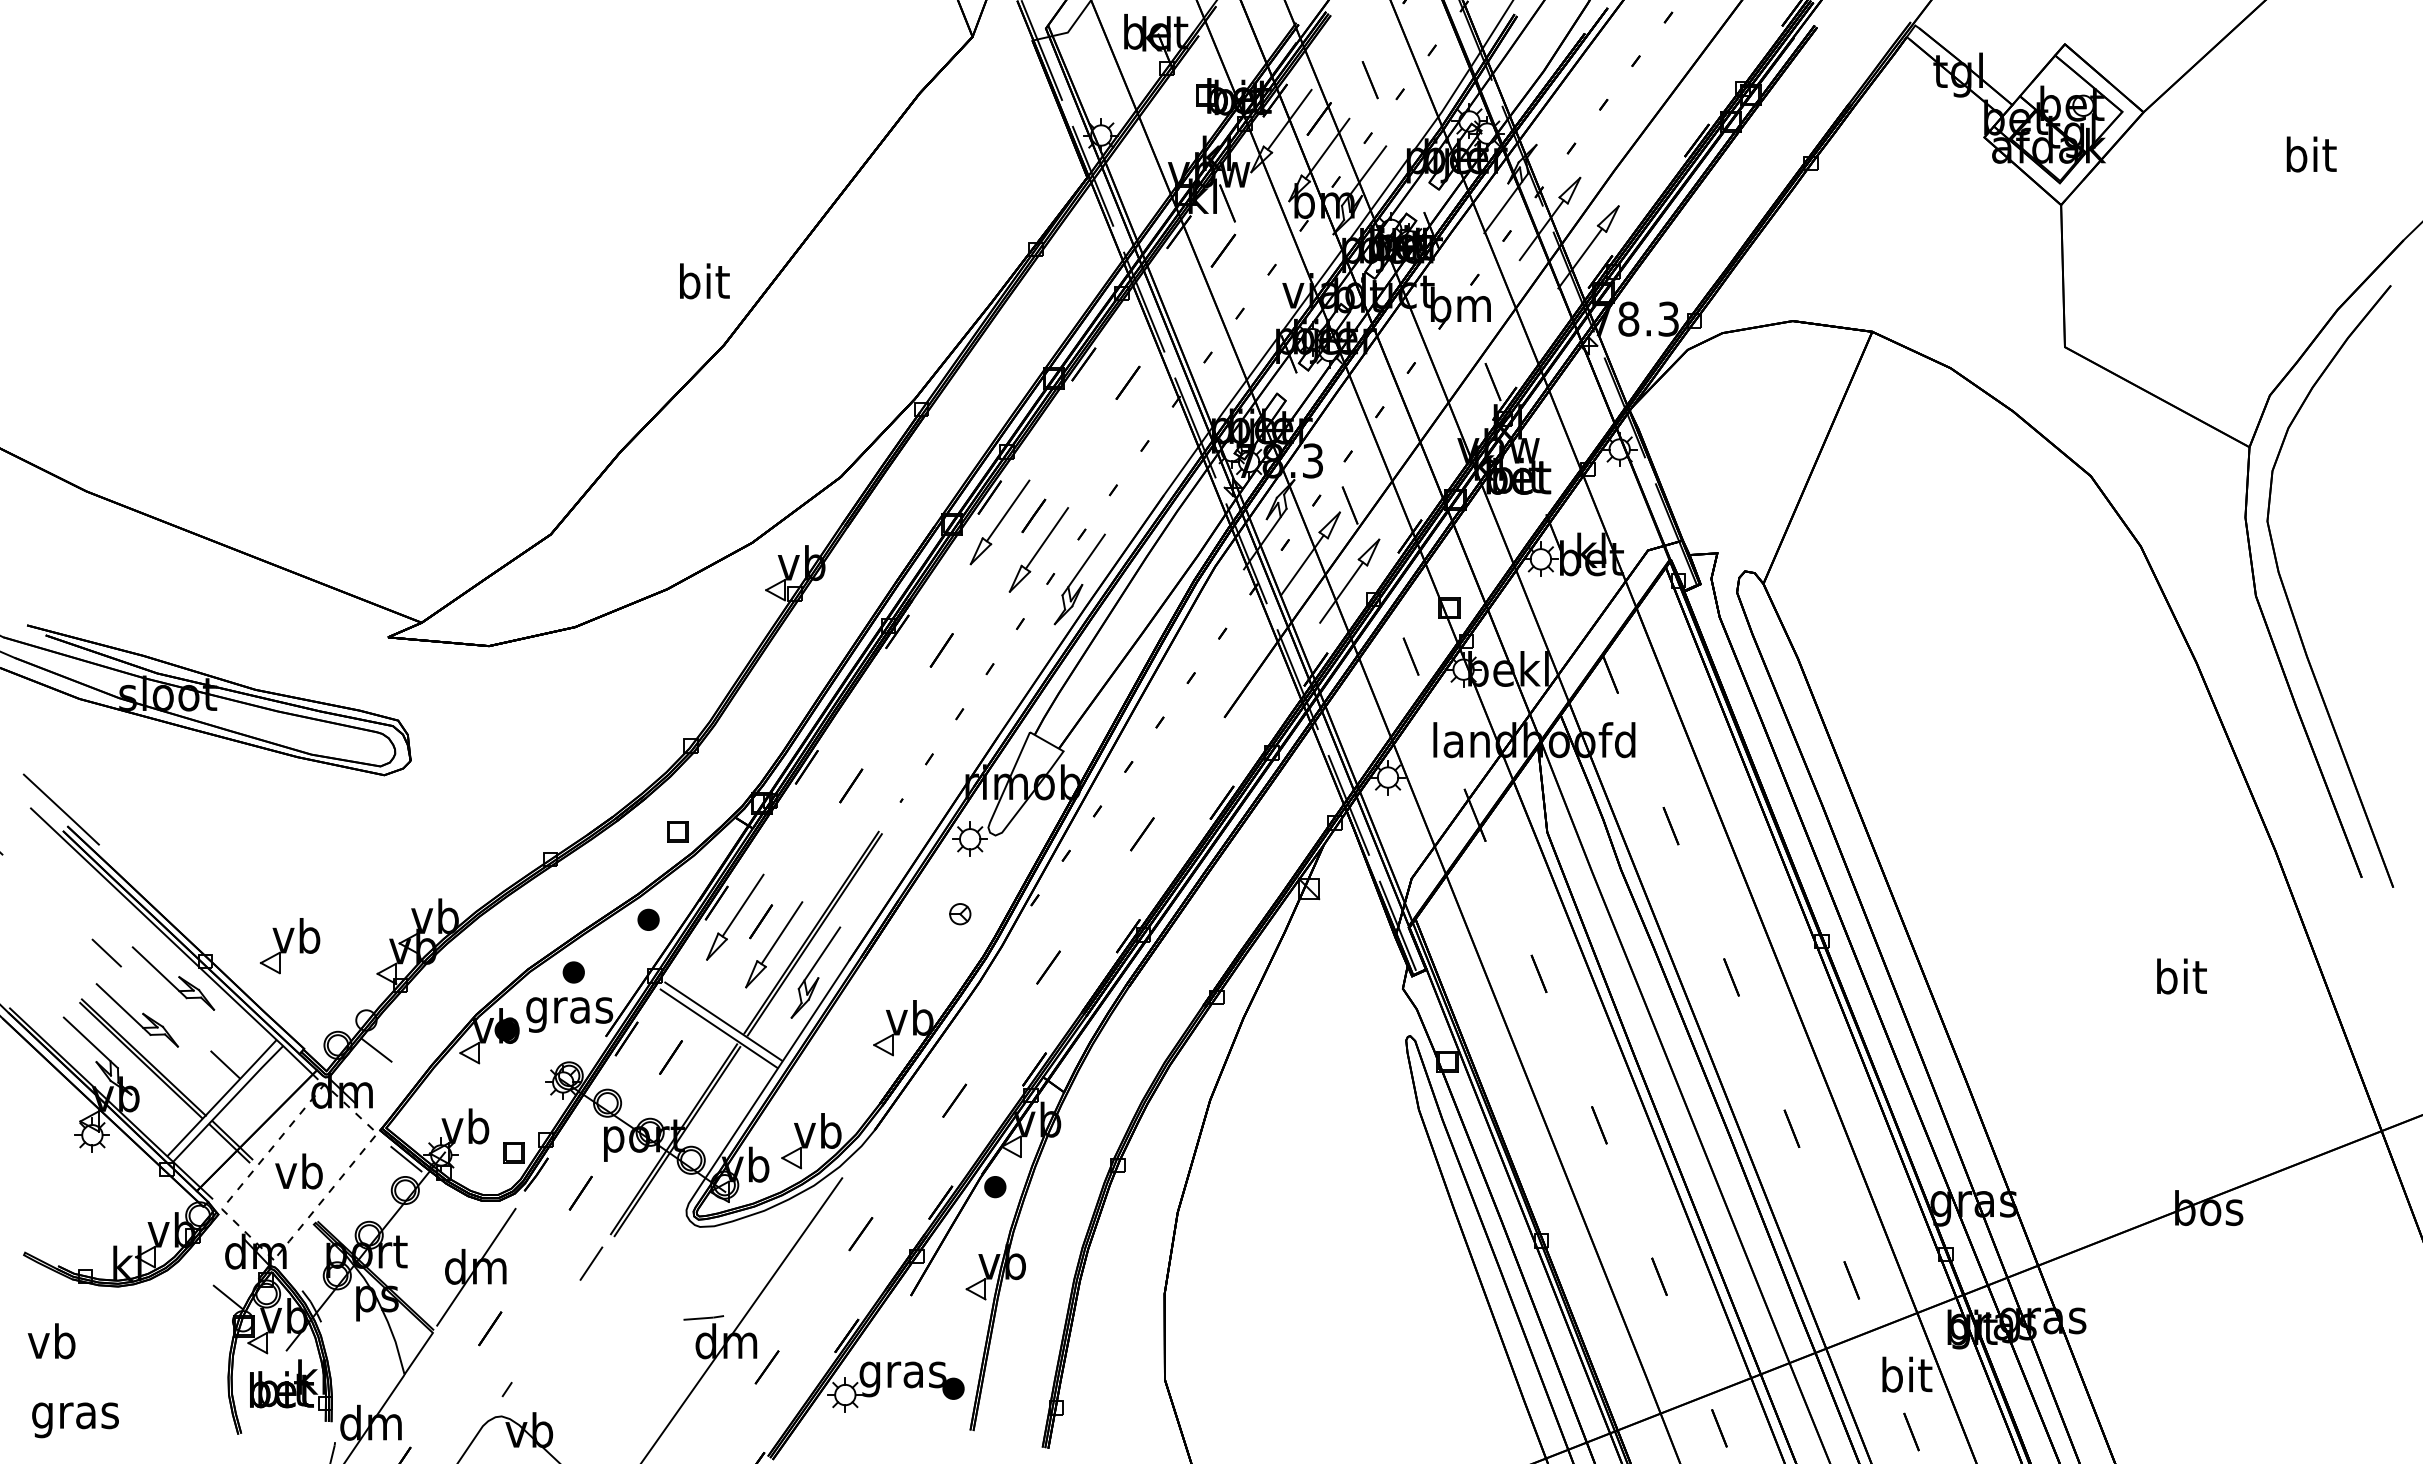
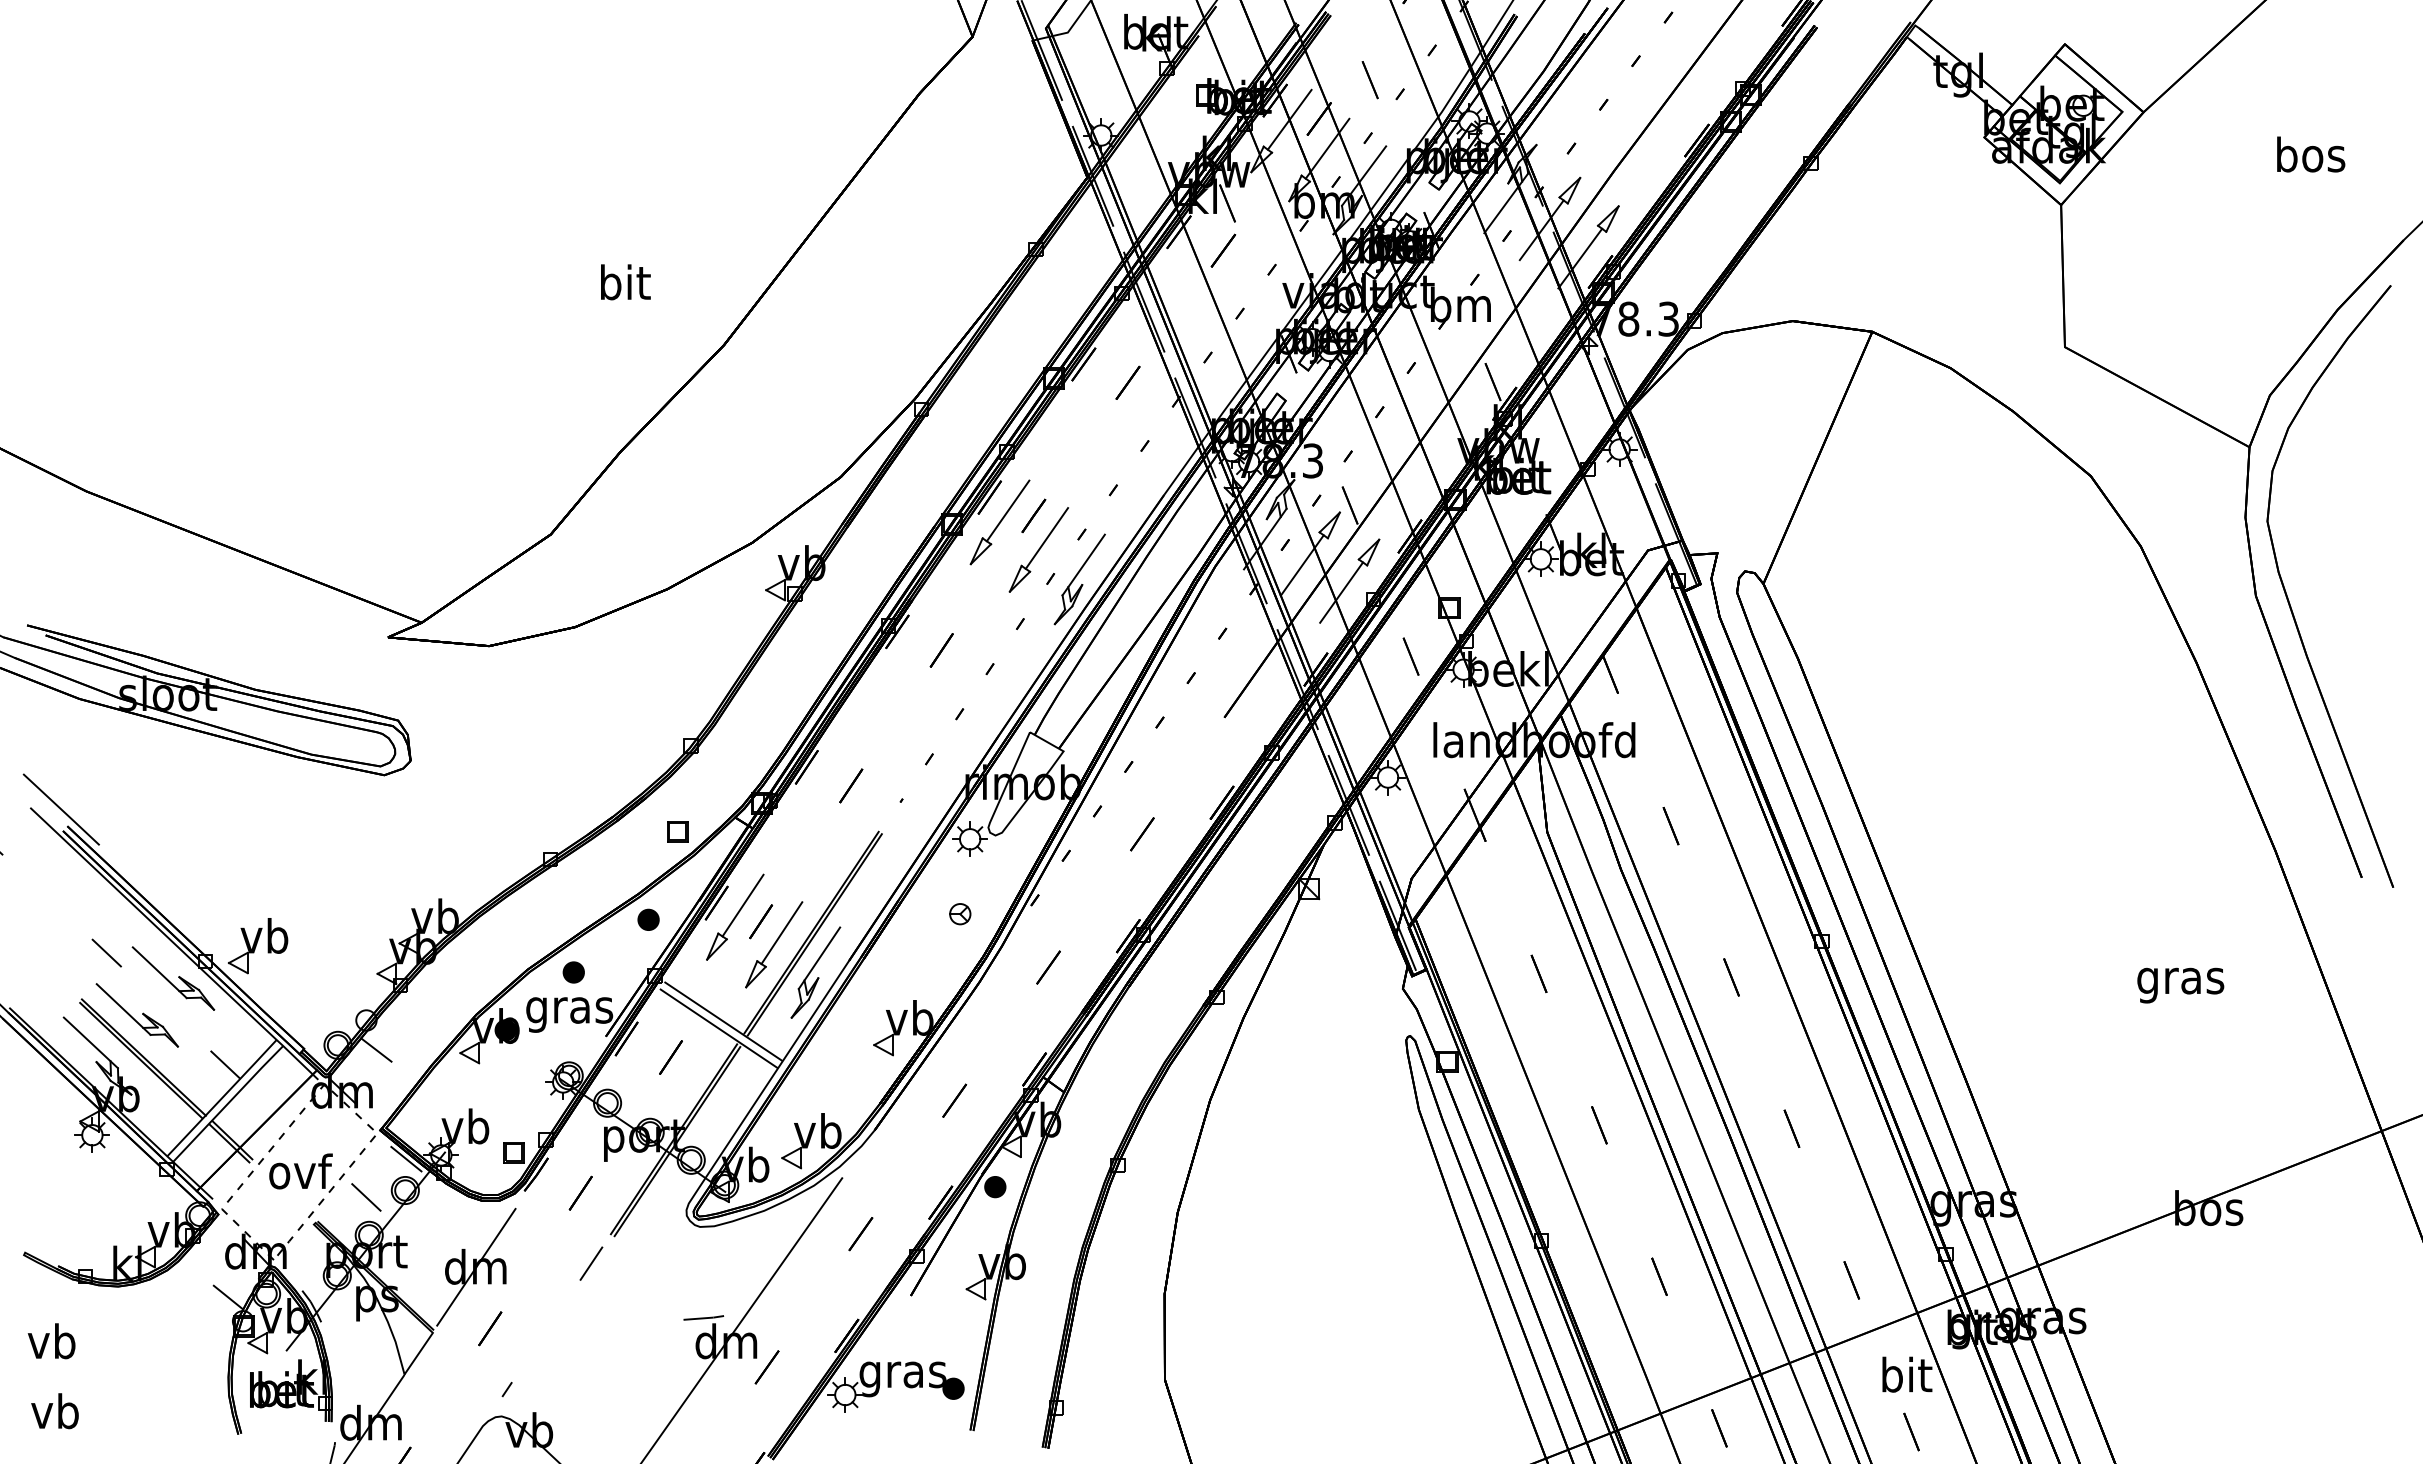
text: bit -> bos (2311, 154)
text position: (704, 281) -> (625, 282) (625, 282)
part position: (290, 946) -> (258, 946) (258, 946)
text: bit -> gras (2180, 980)
text: vb -> ovf (300, 1171)
line: none -> present (366, 1197)
text: gras -> vb (74, 1415)
